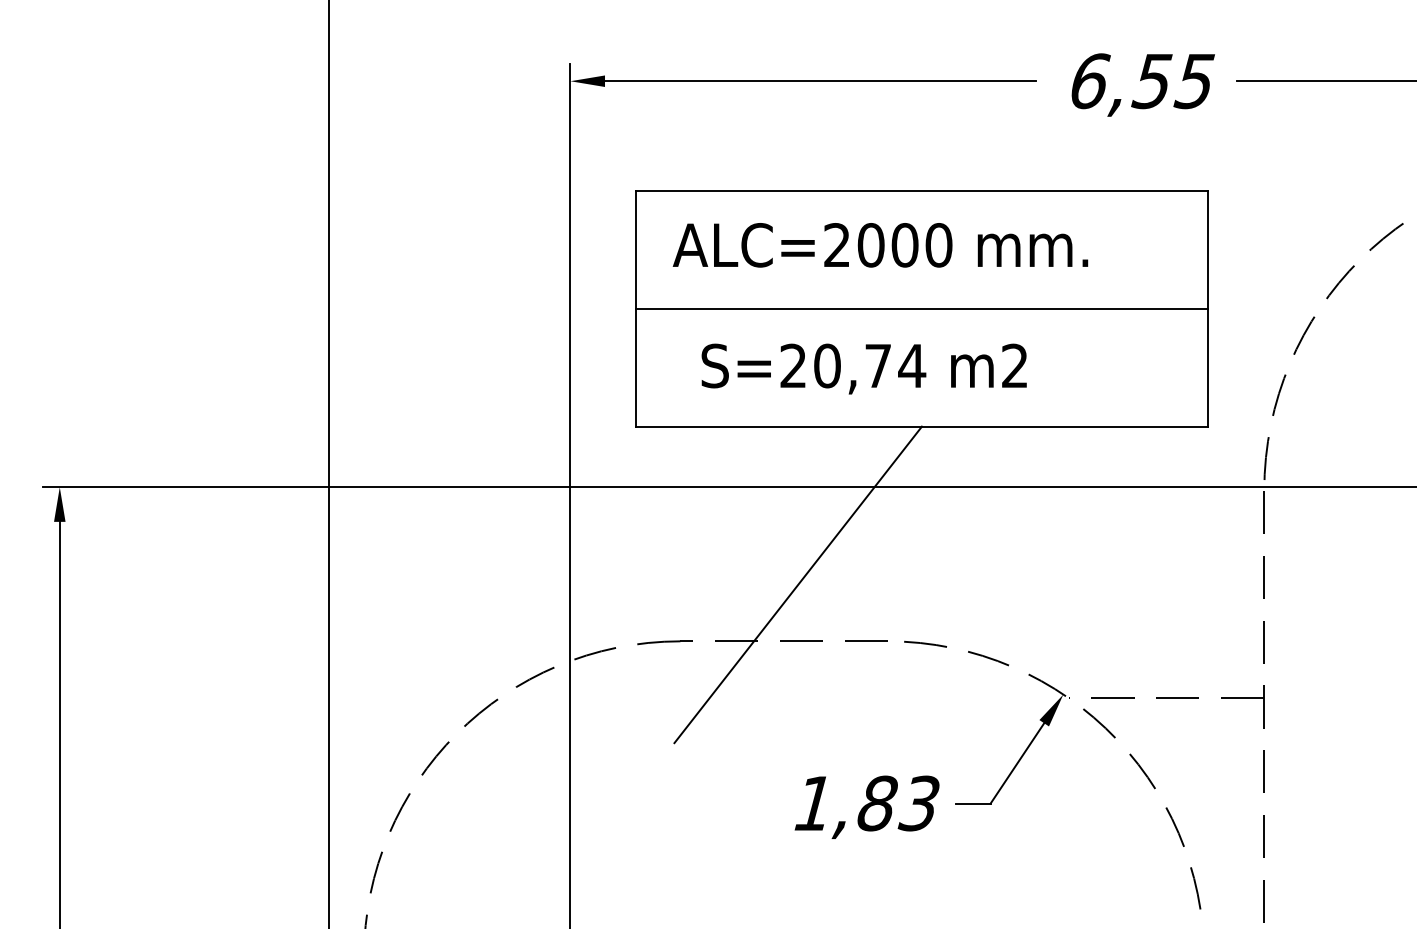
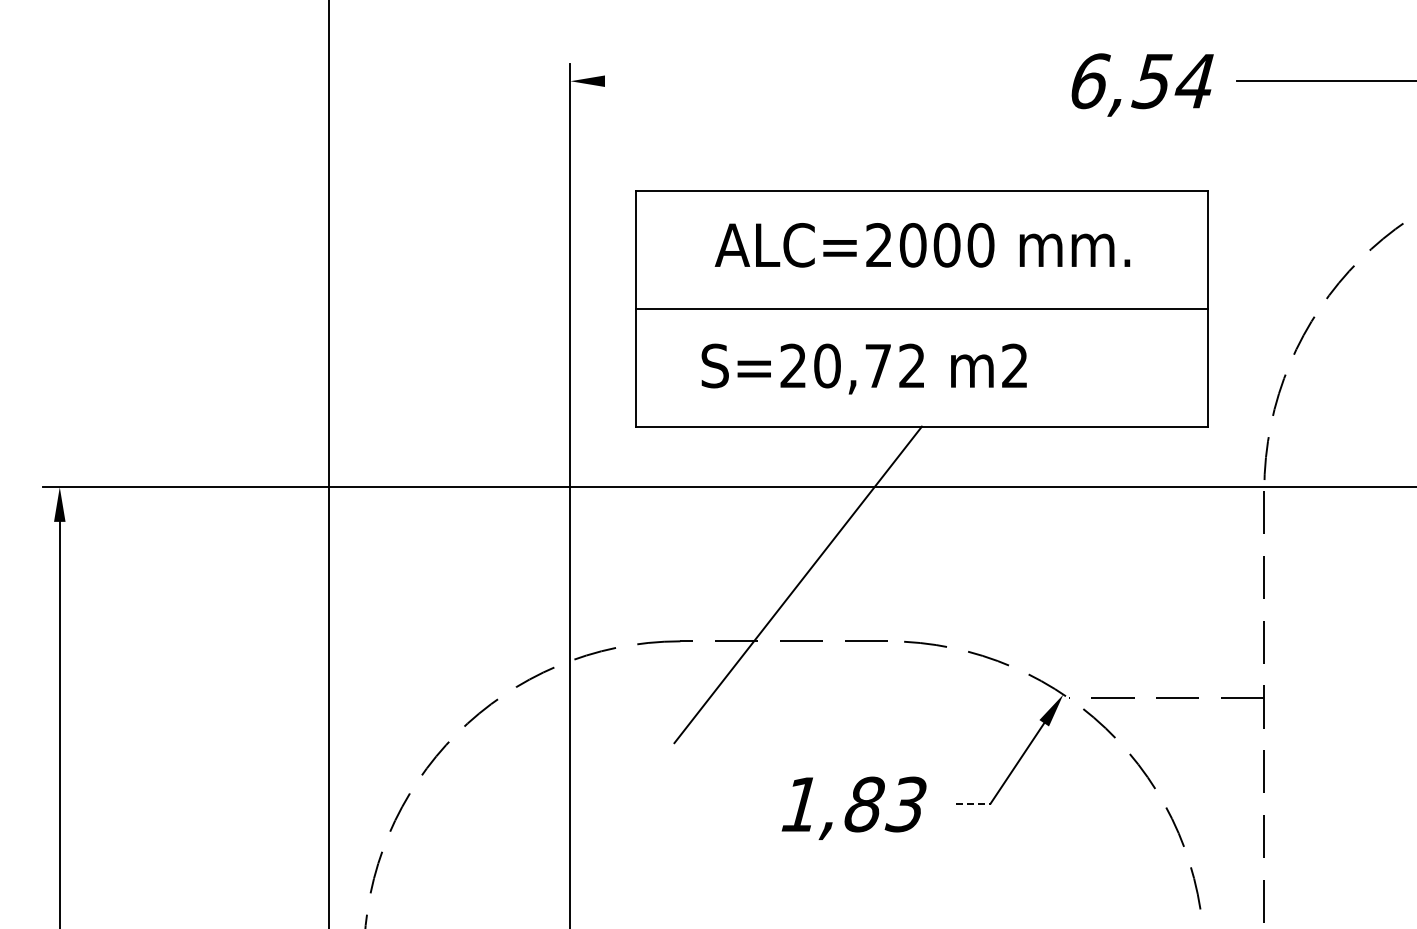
line: present -> none (820, 81)
text: 6,55 -> 6,54 (1194, 81)
text position: (880, 245) -> (922, 245) (922, 245)
text: S=20,74 -> S=20,72 (912, 365)
line: solid -> dashed (973, 803)
text position: (866, 806) -> (853, 807) (853, 807)
